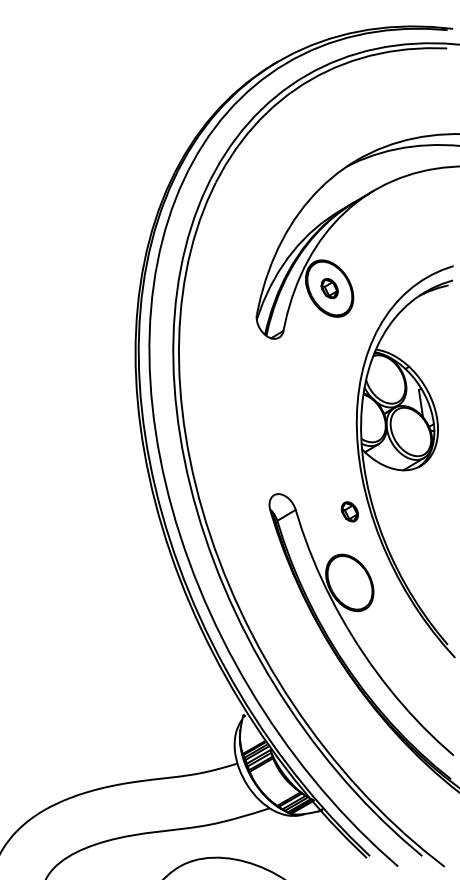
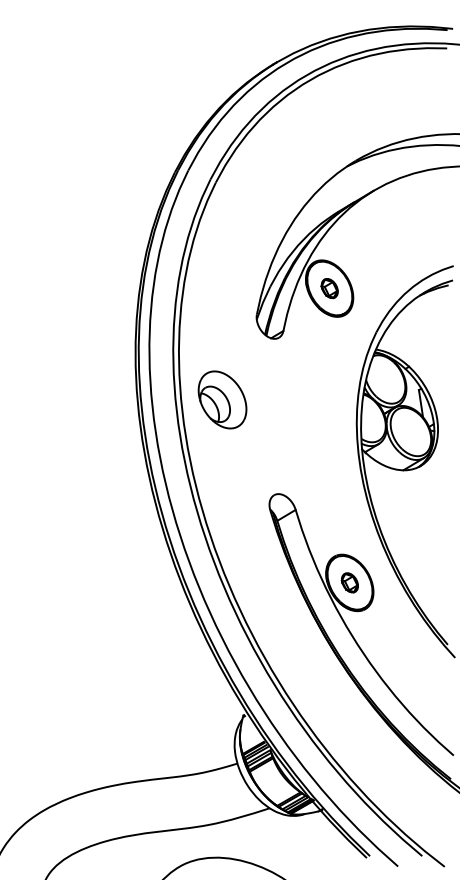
part: none -> present (222, 399)
part position: (349, 511) -> (349, 582) (349, 582)
